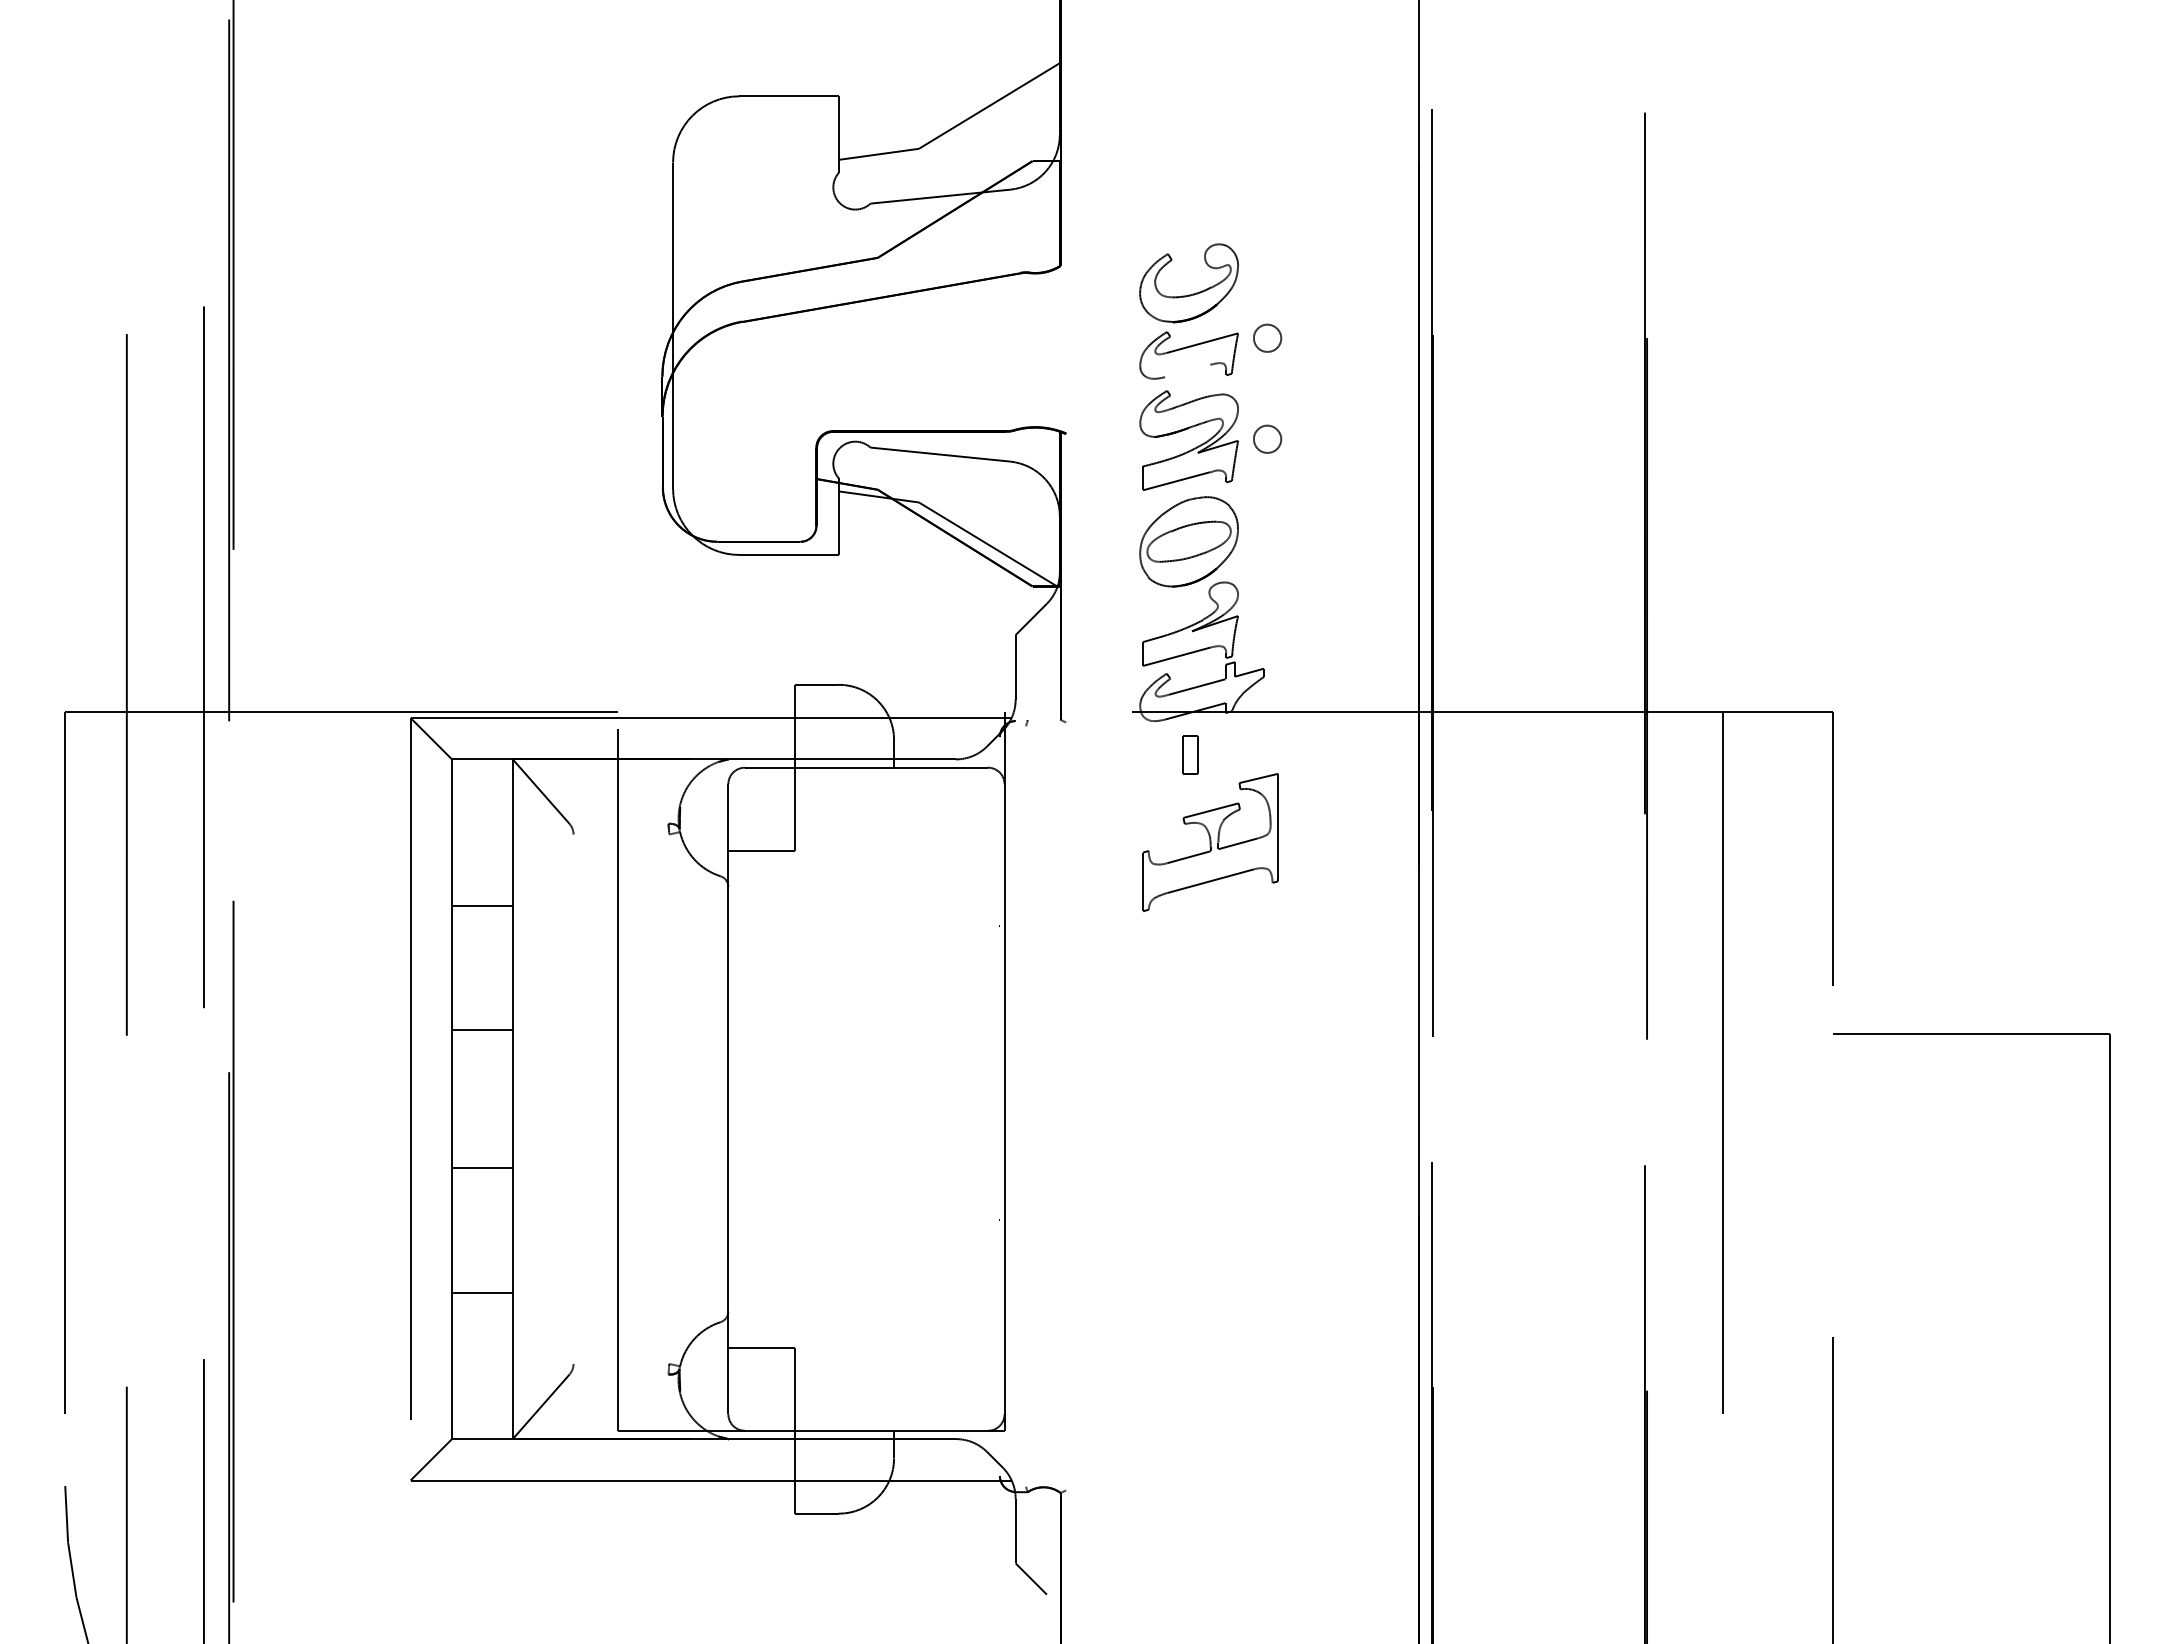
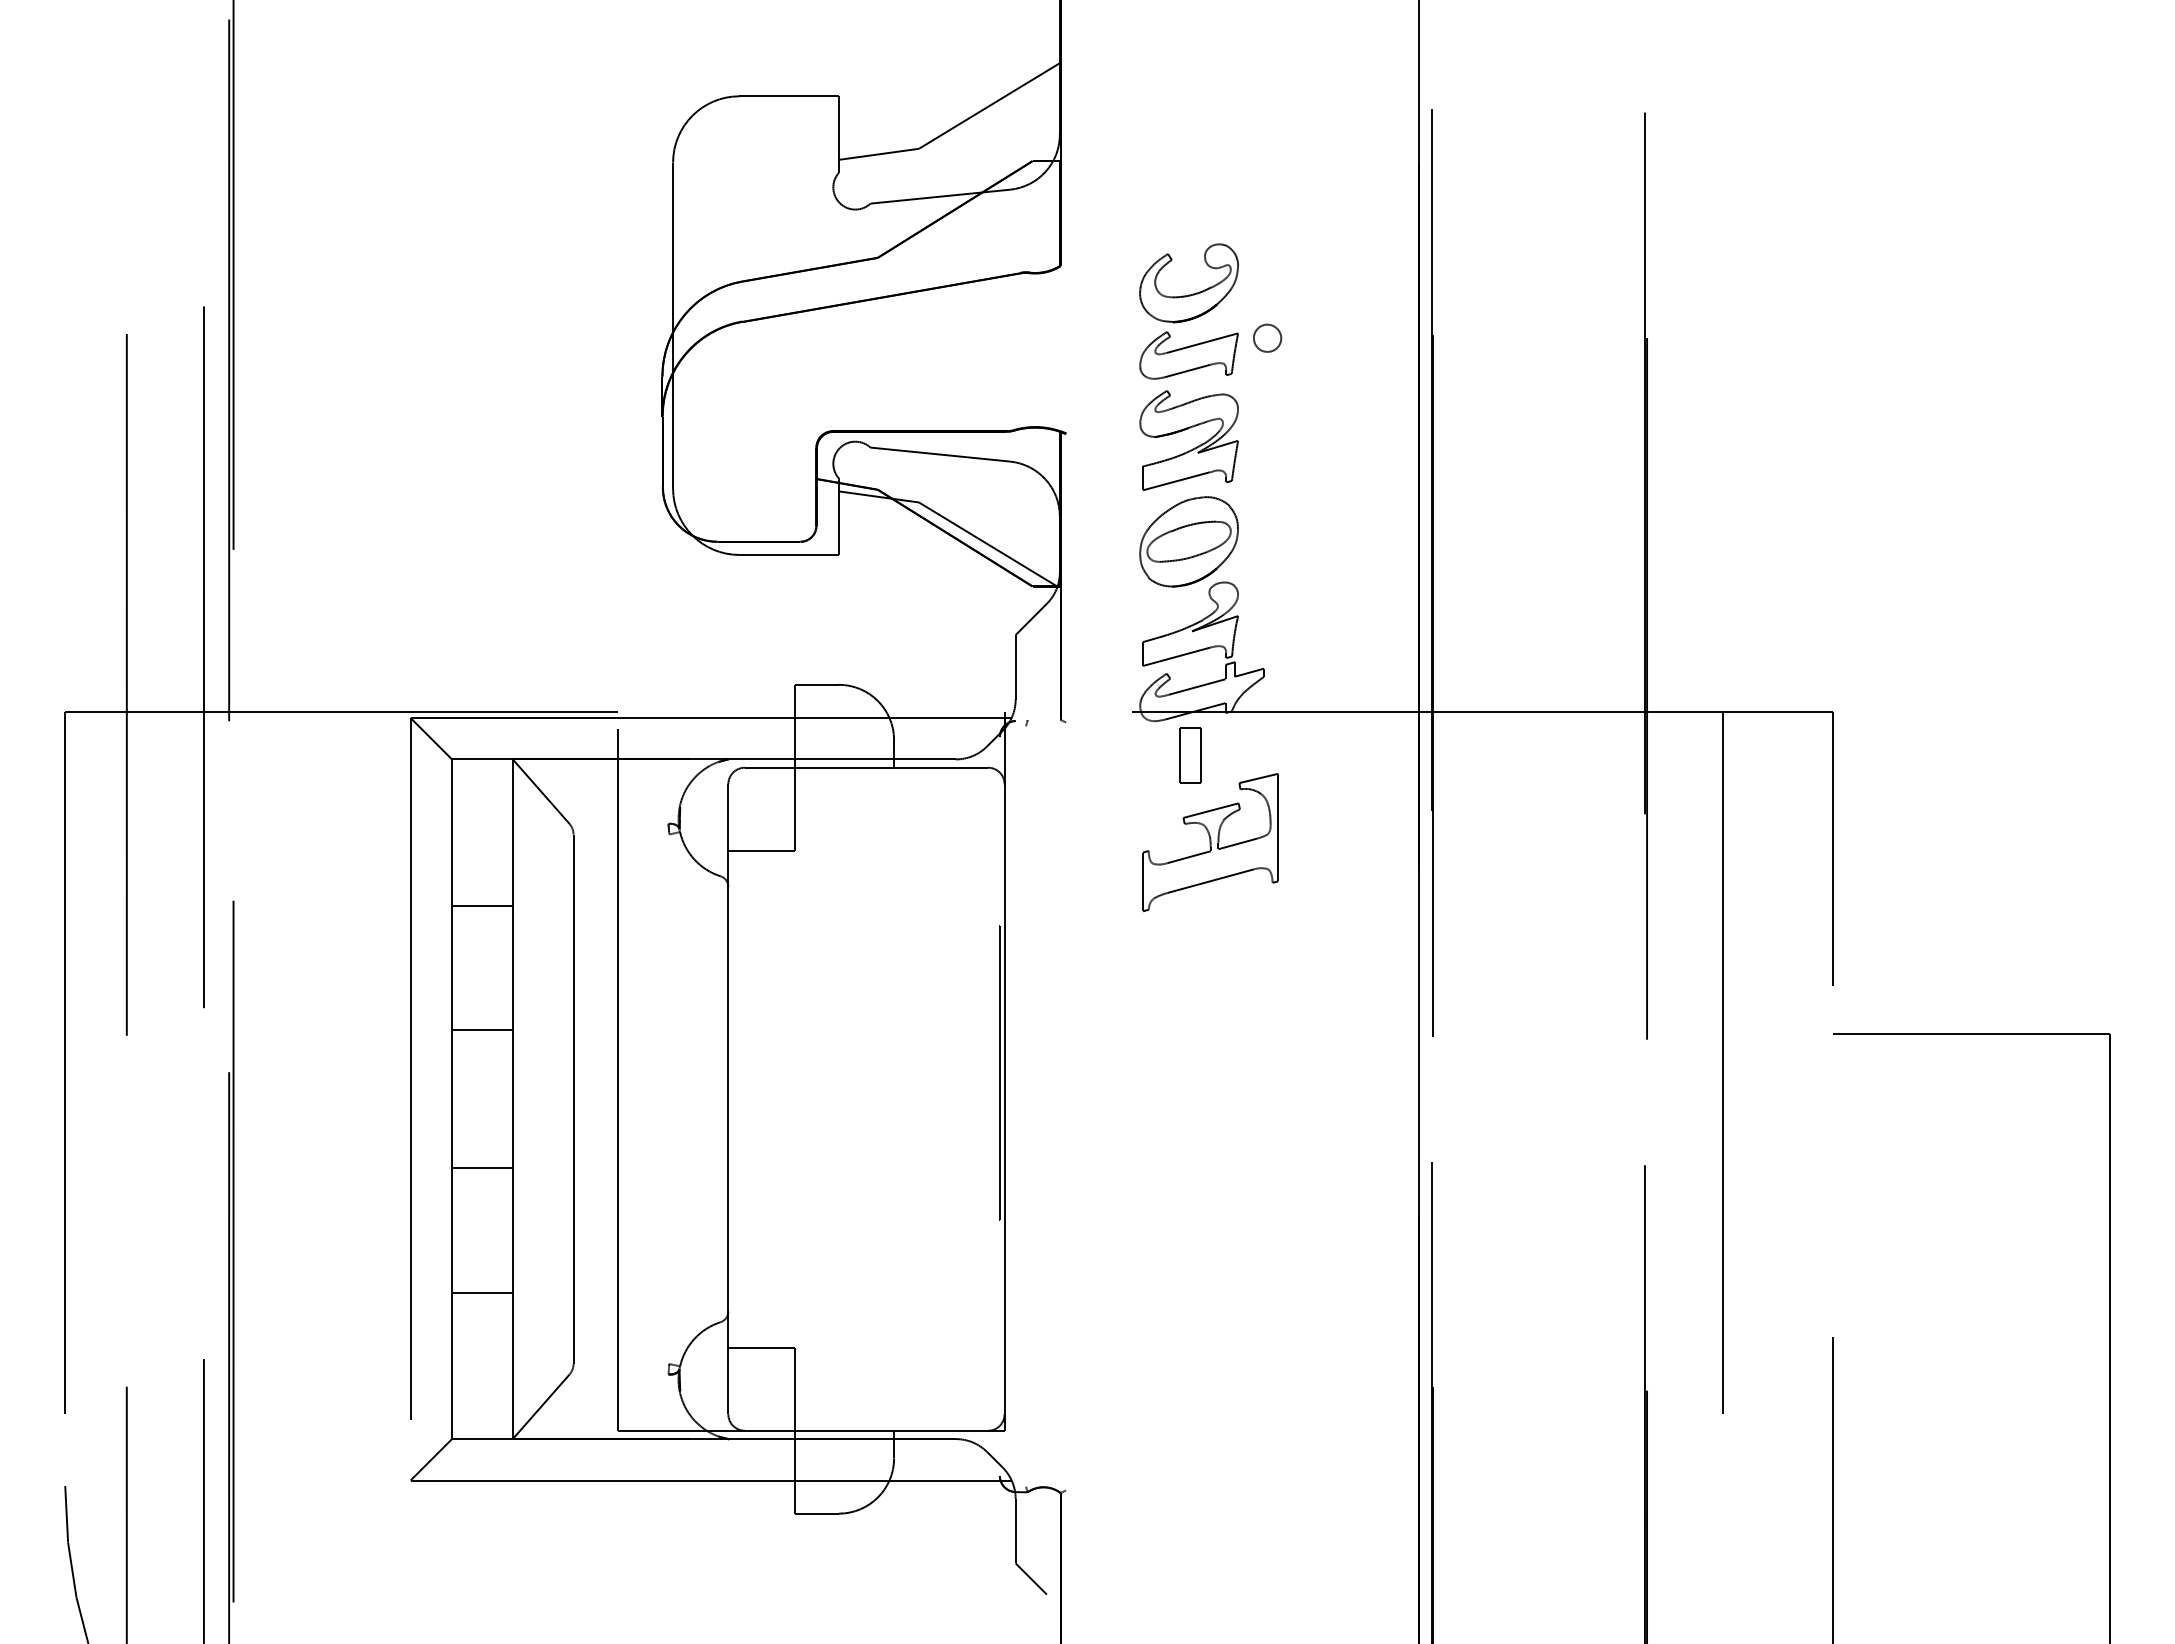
line: none -> present (1187, 370)
part: present -> none (1267, 438)
part size: 17x40 px -> 23x57 px (1190, 755)
line: none -> present (999, 1072)
line: none -> present (573, 1098)
